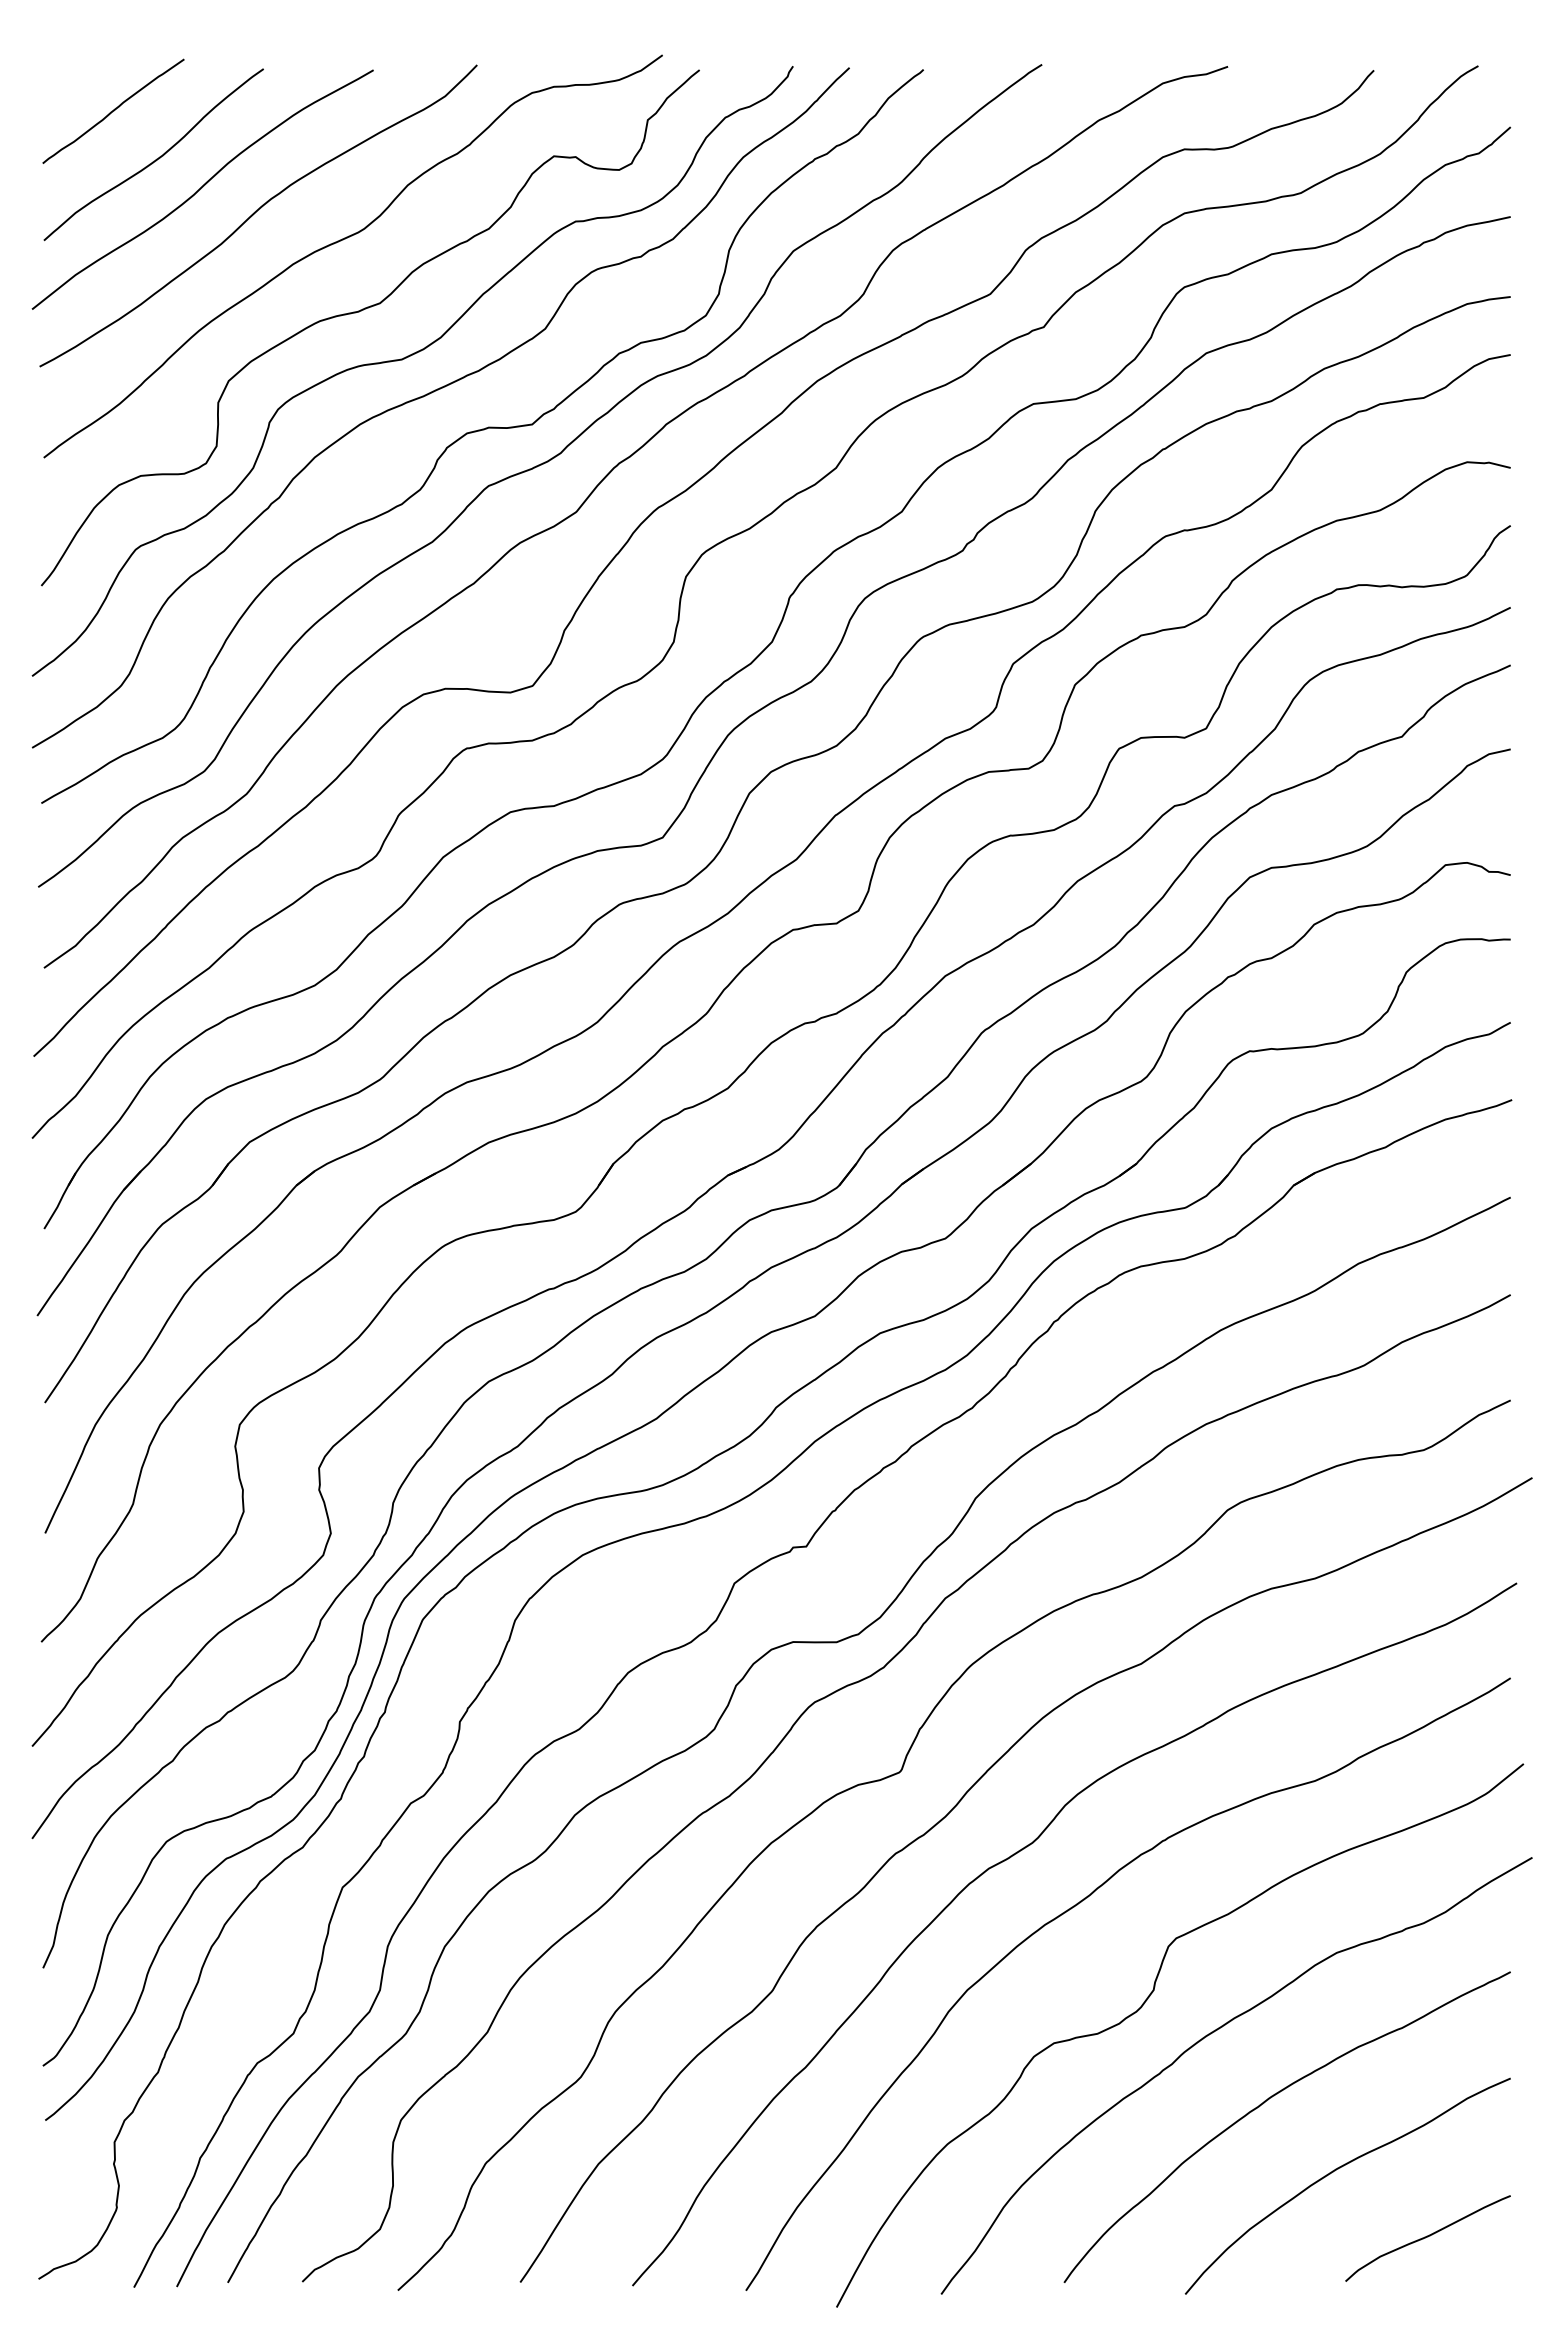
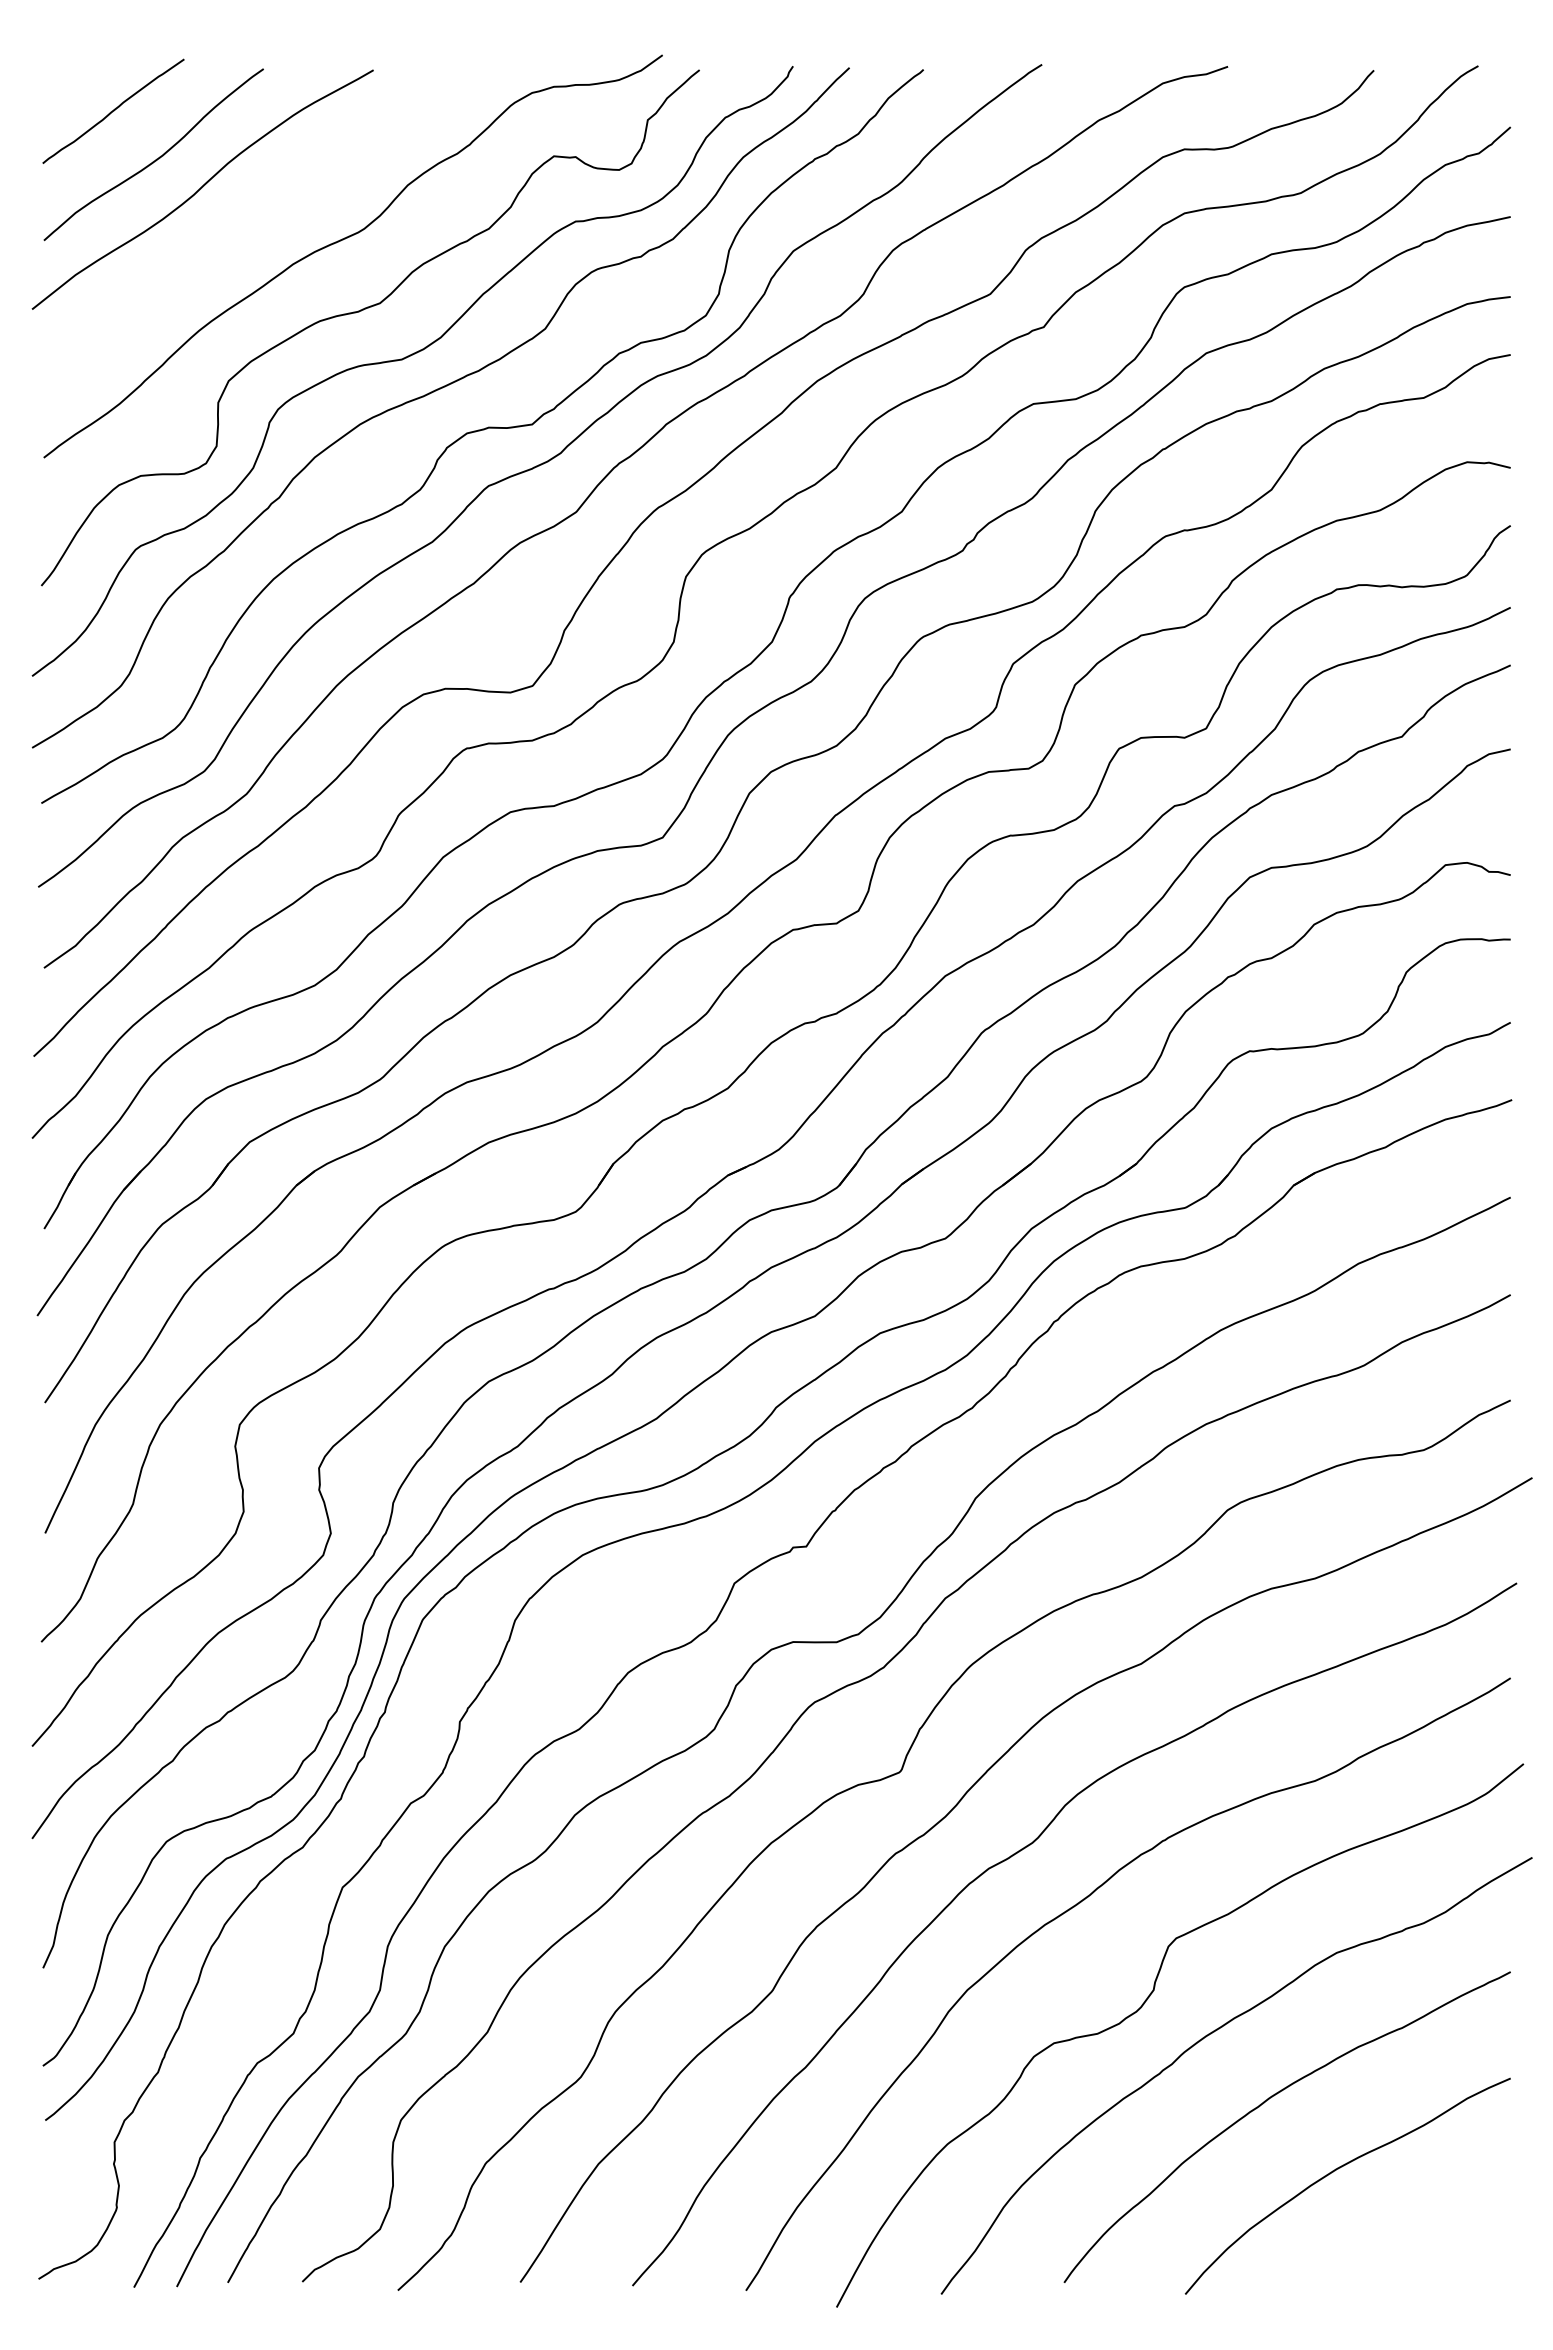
curve: present -> none (256, 212)
curve: present -> none (1427, 2237)
